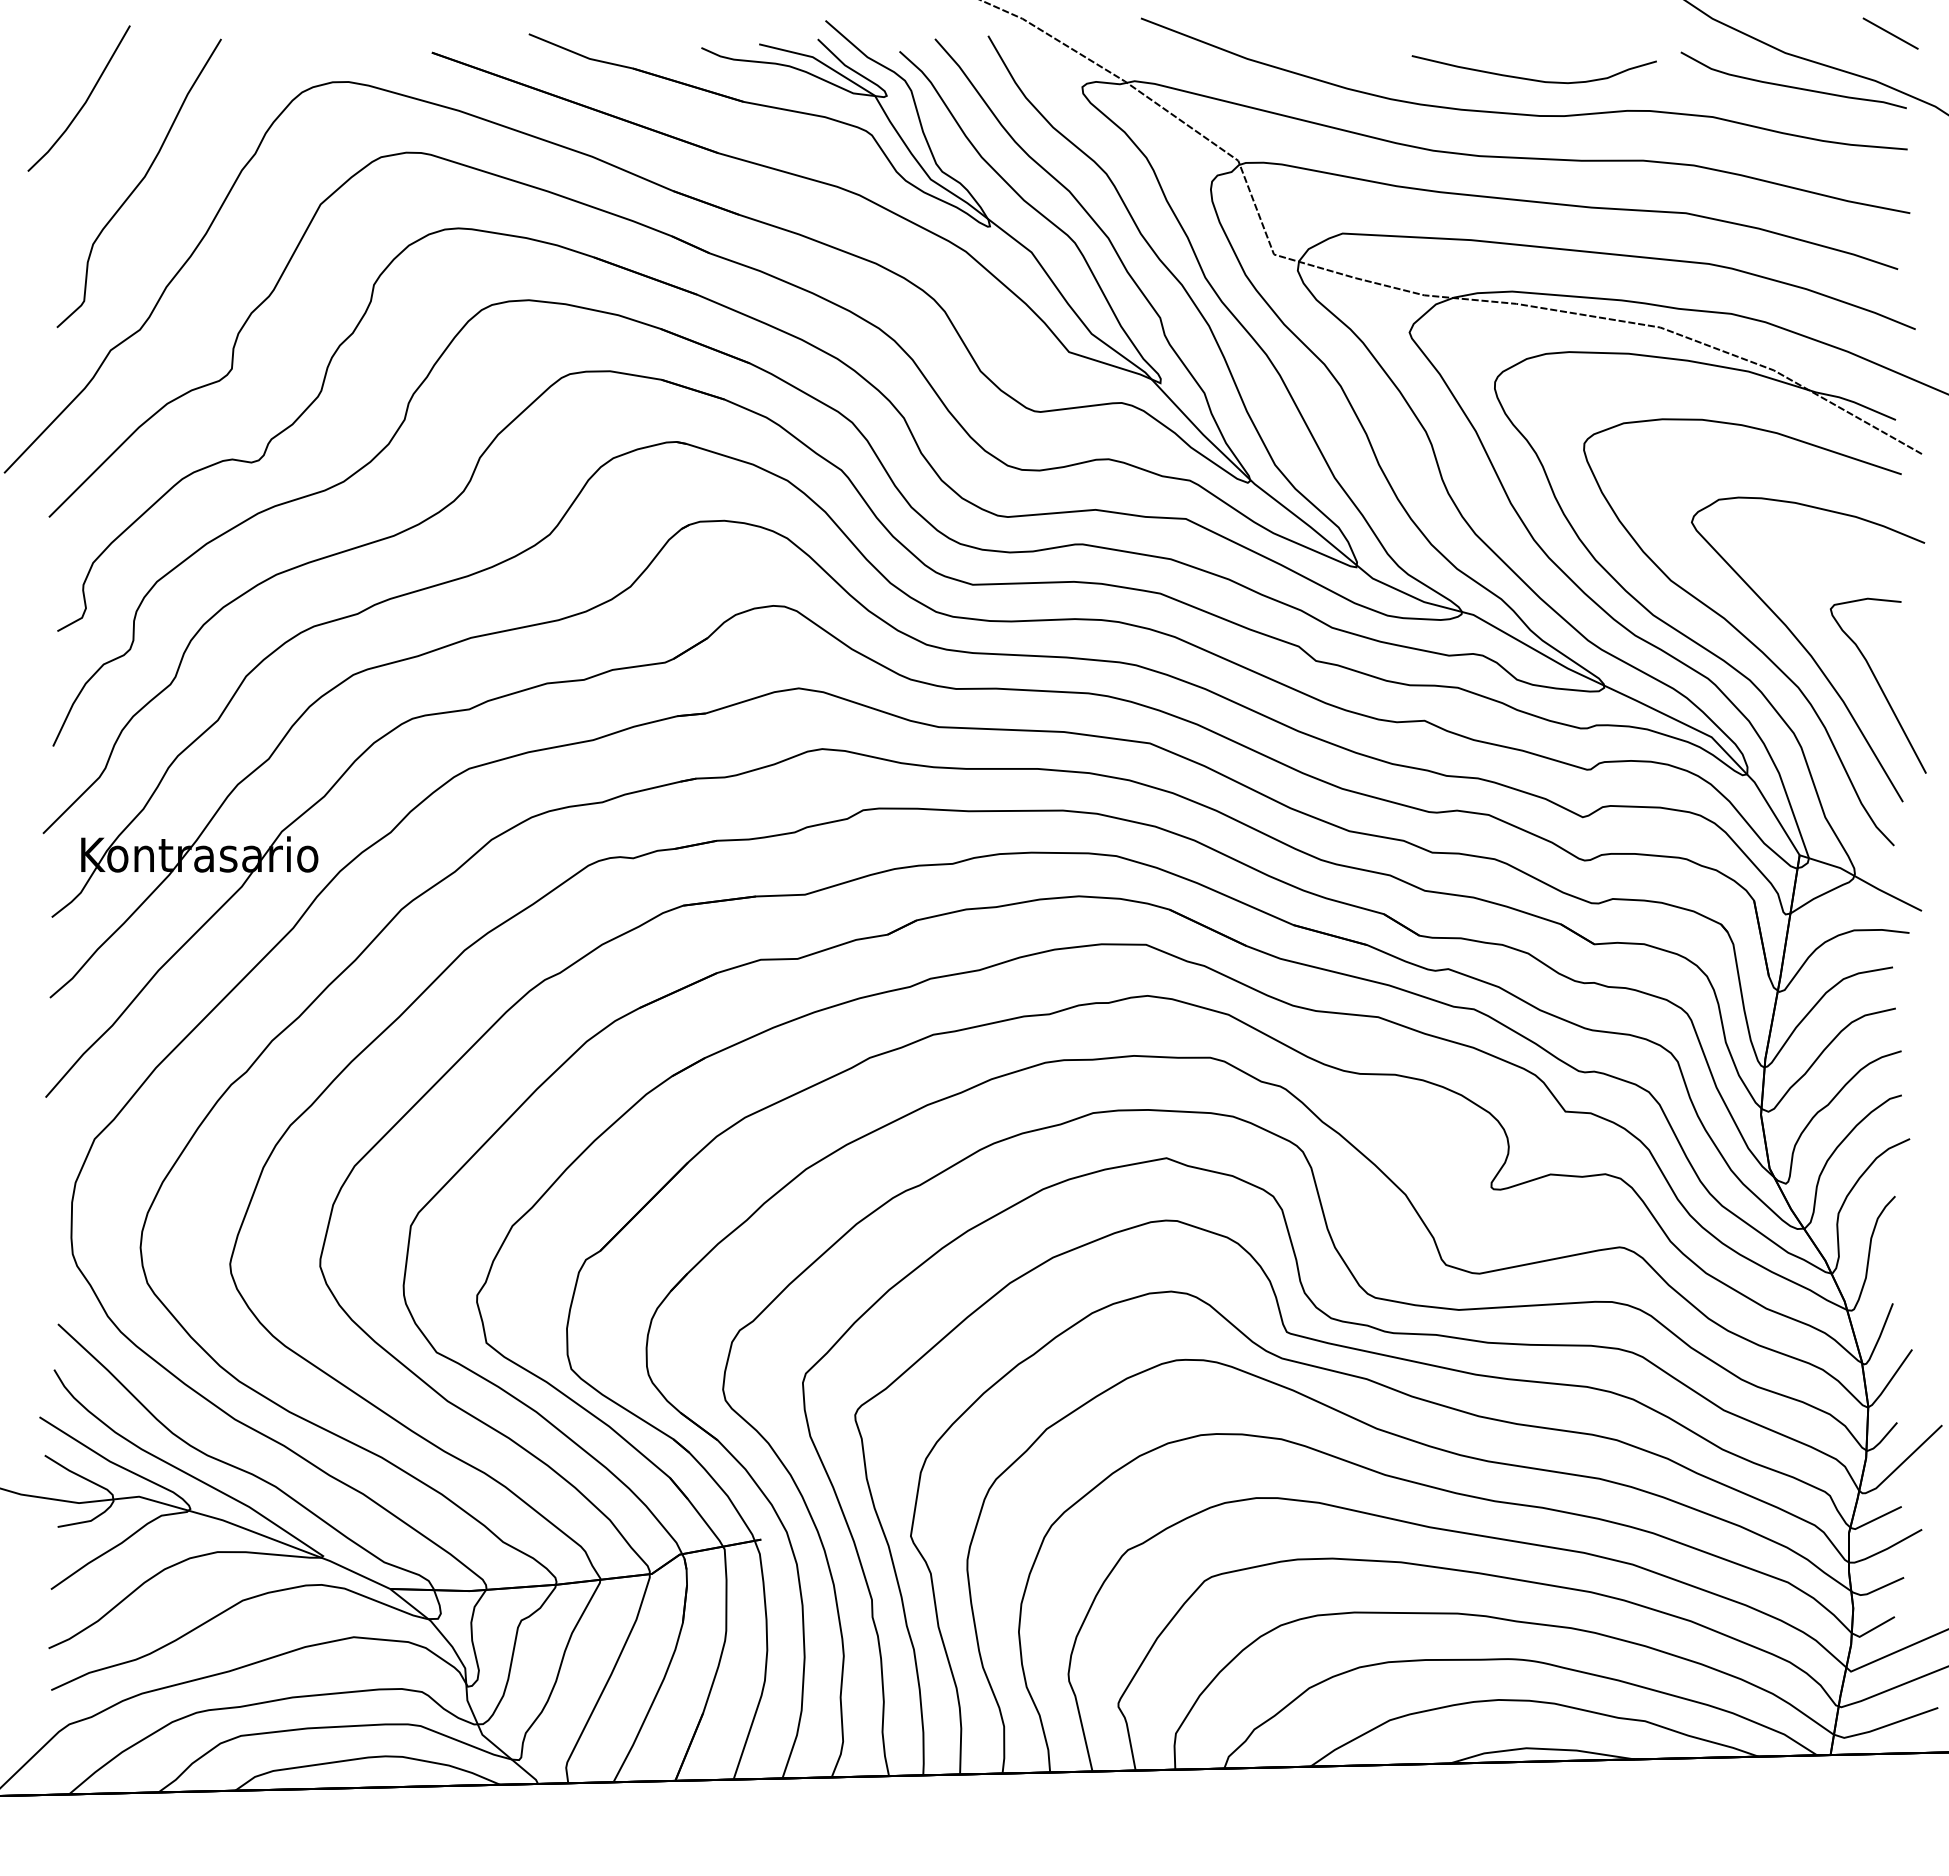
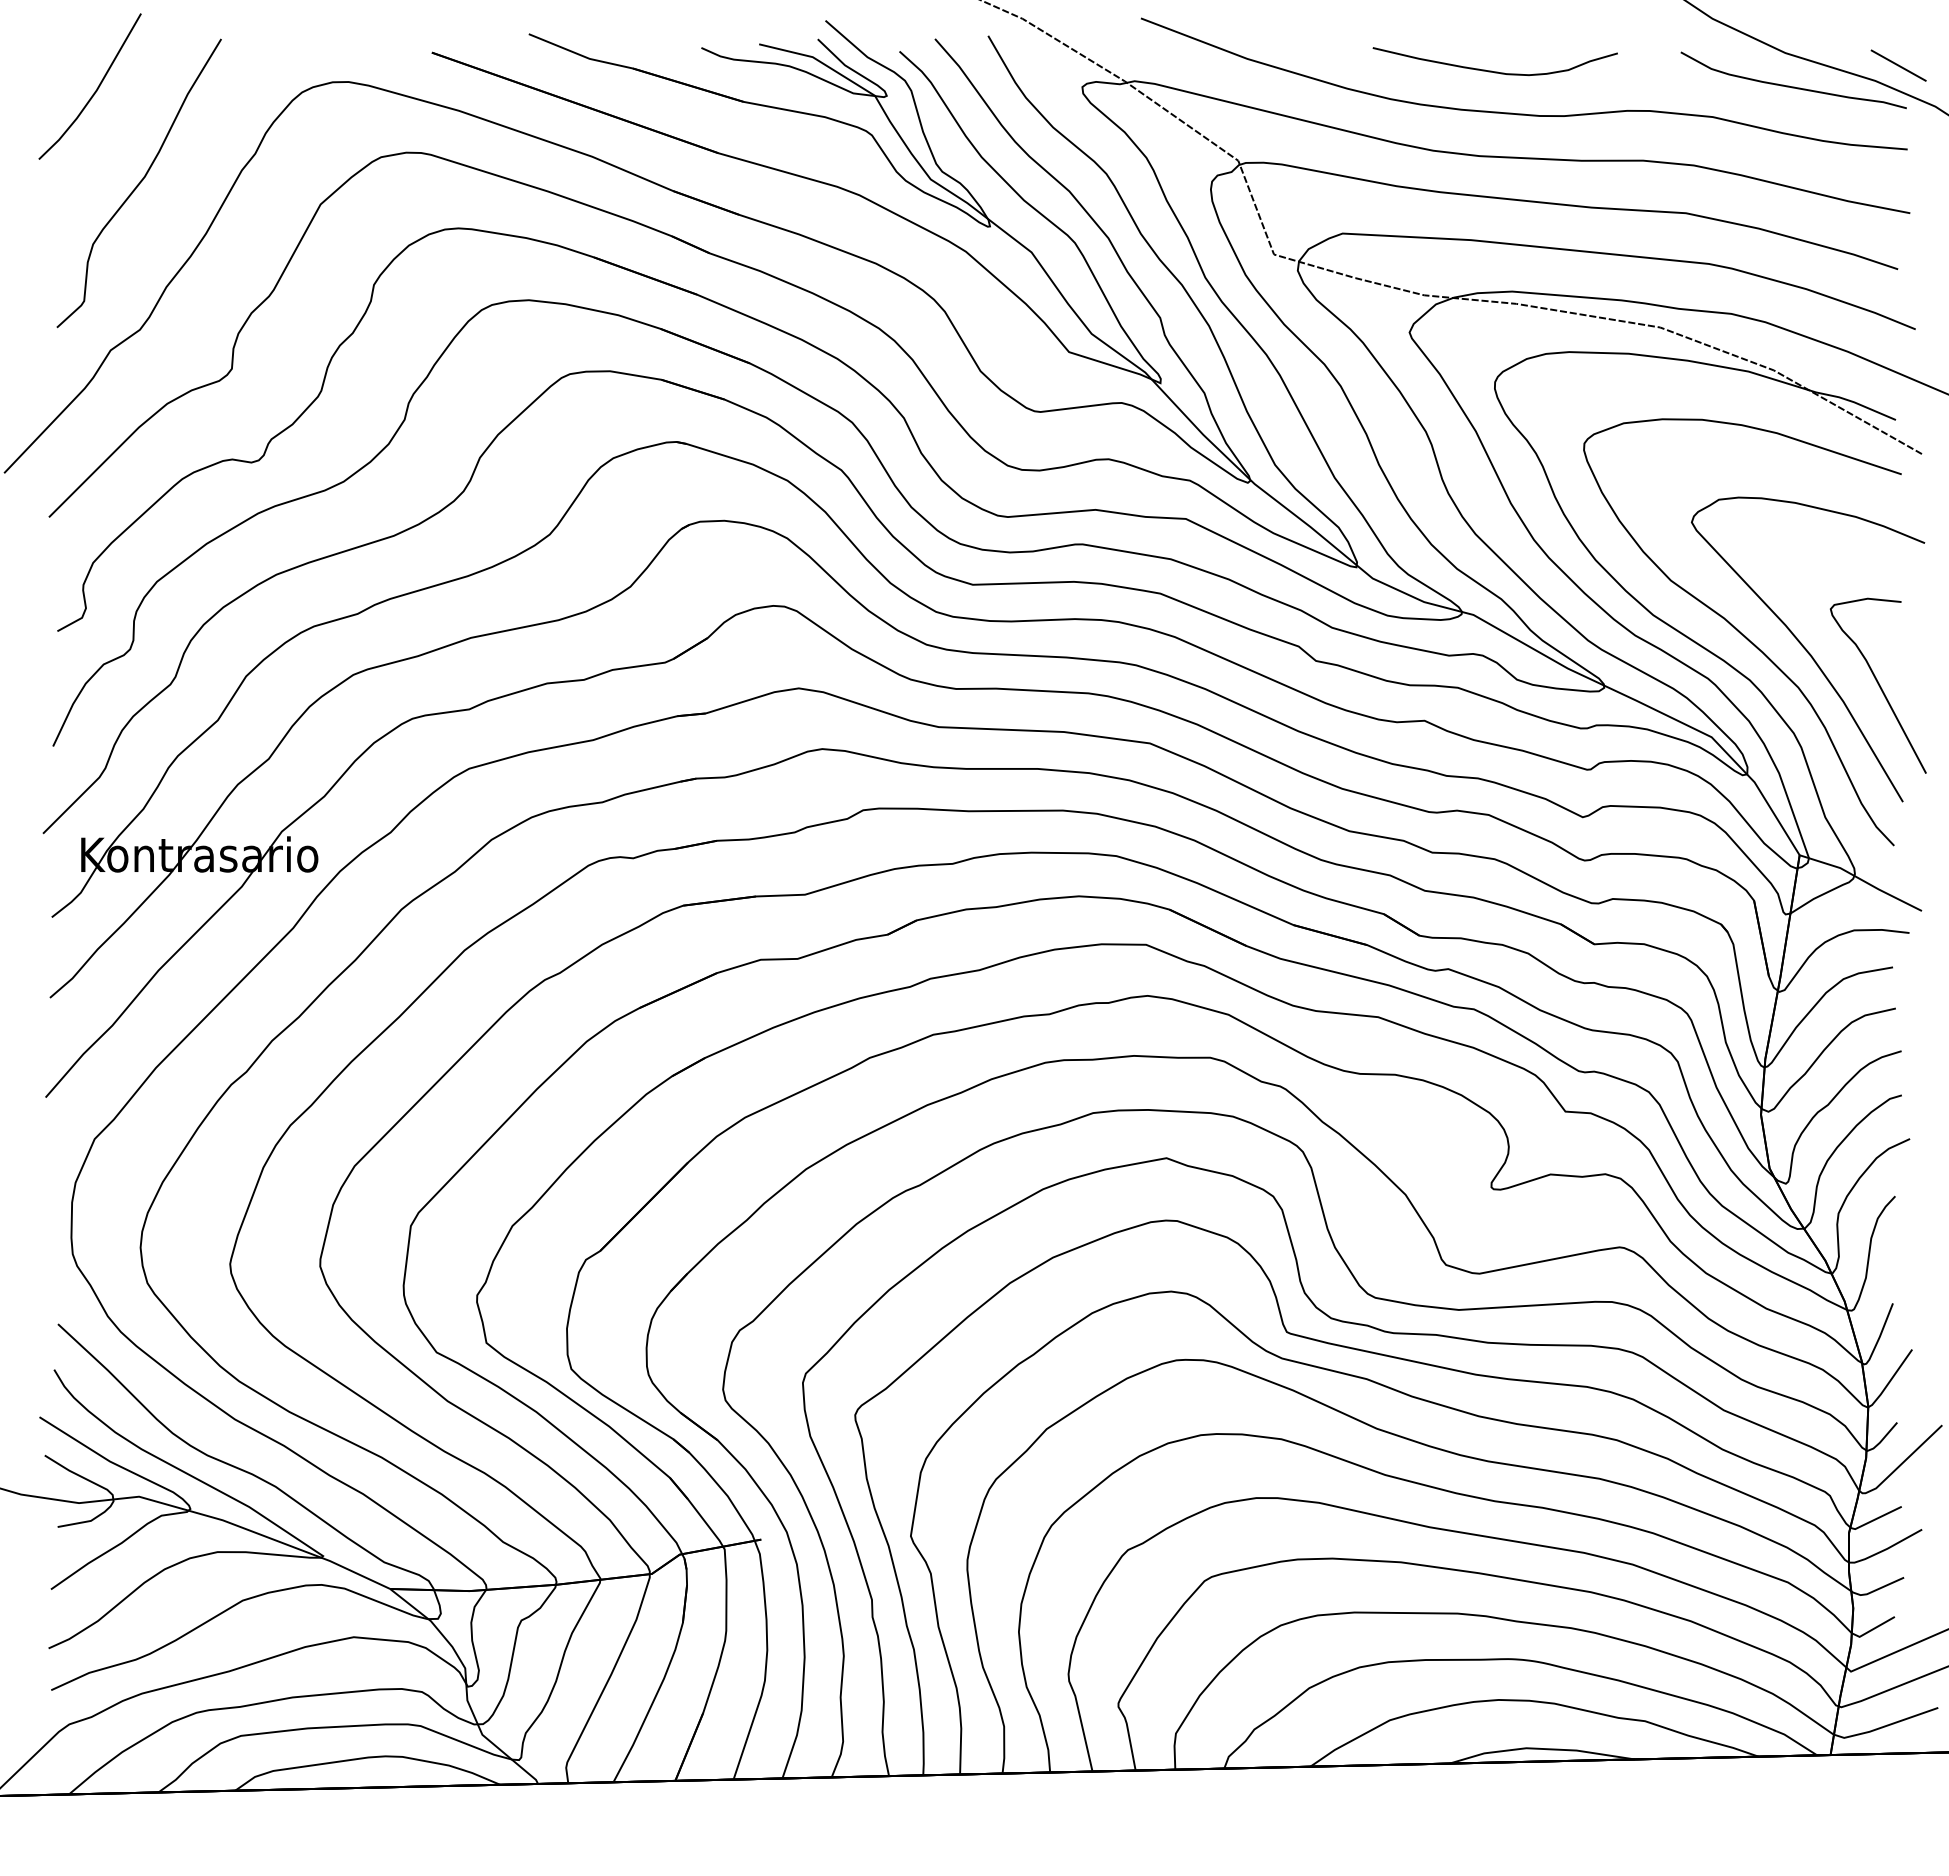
line position: (1890, 33) -> (1898, 65) (1898, 65)
curve position: (1530, 78) -> (1491, 70) (1491, 70)
line position: (83, 103) -> (94, 91) (94, 91)
